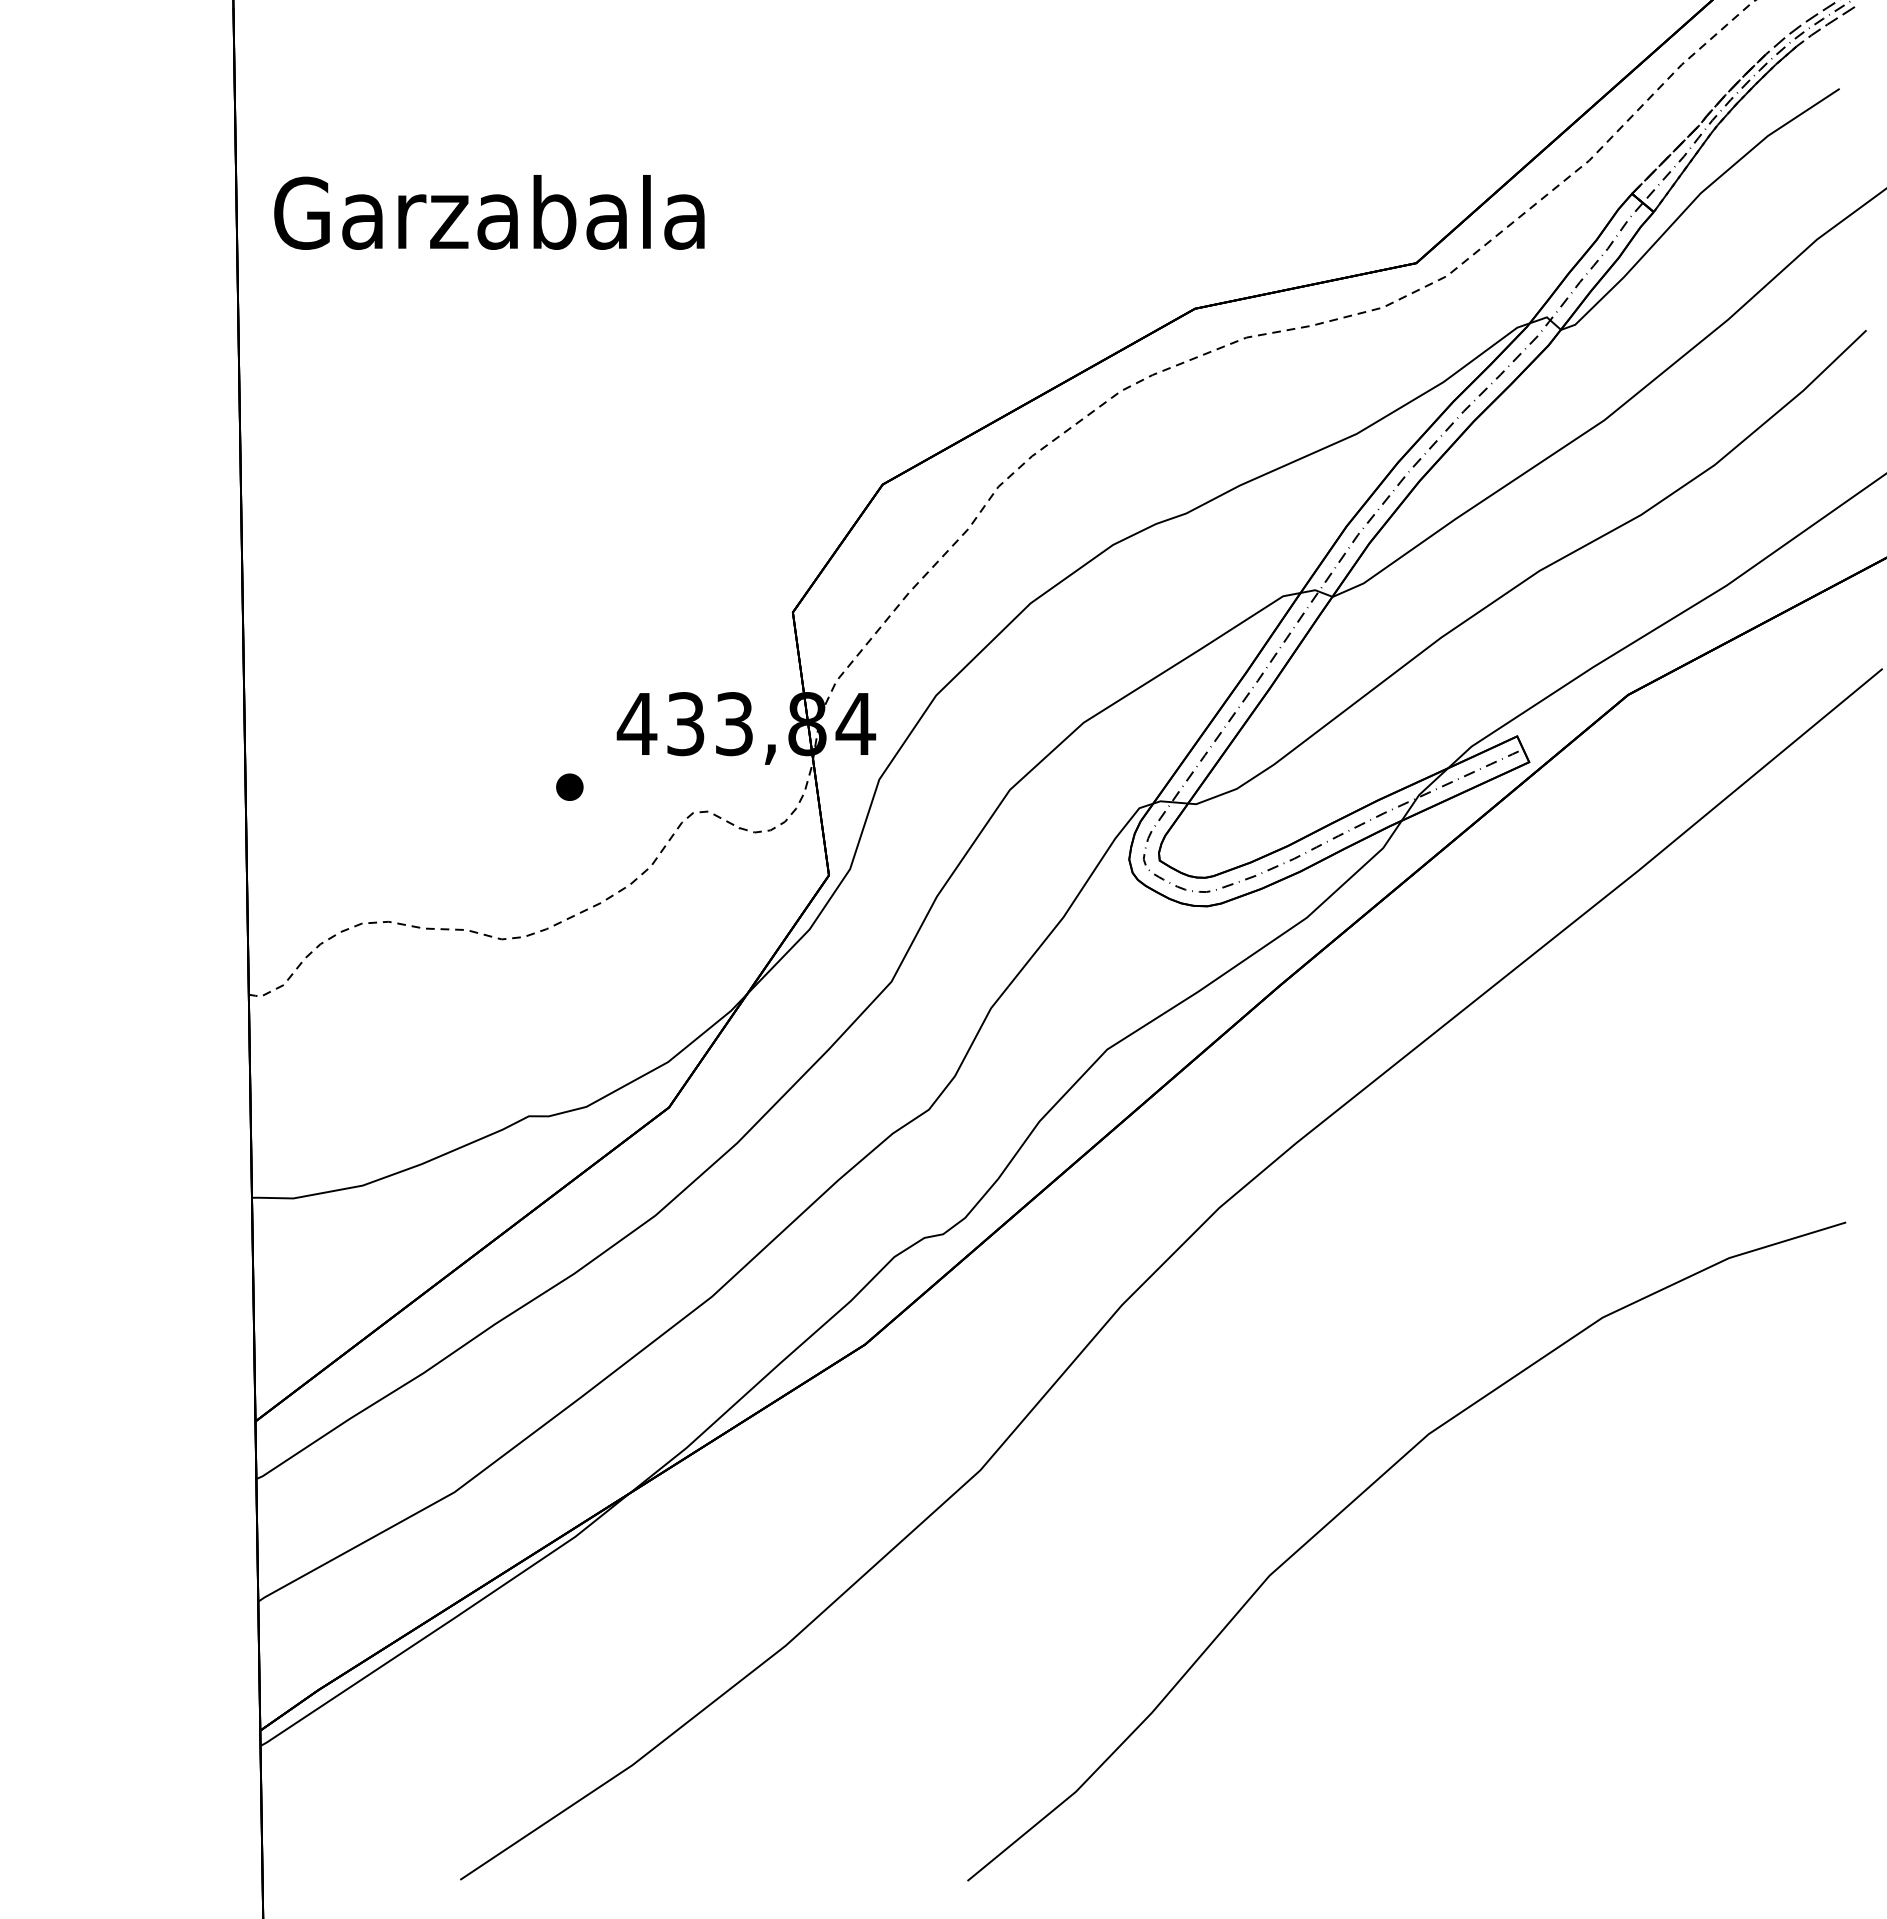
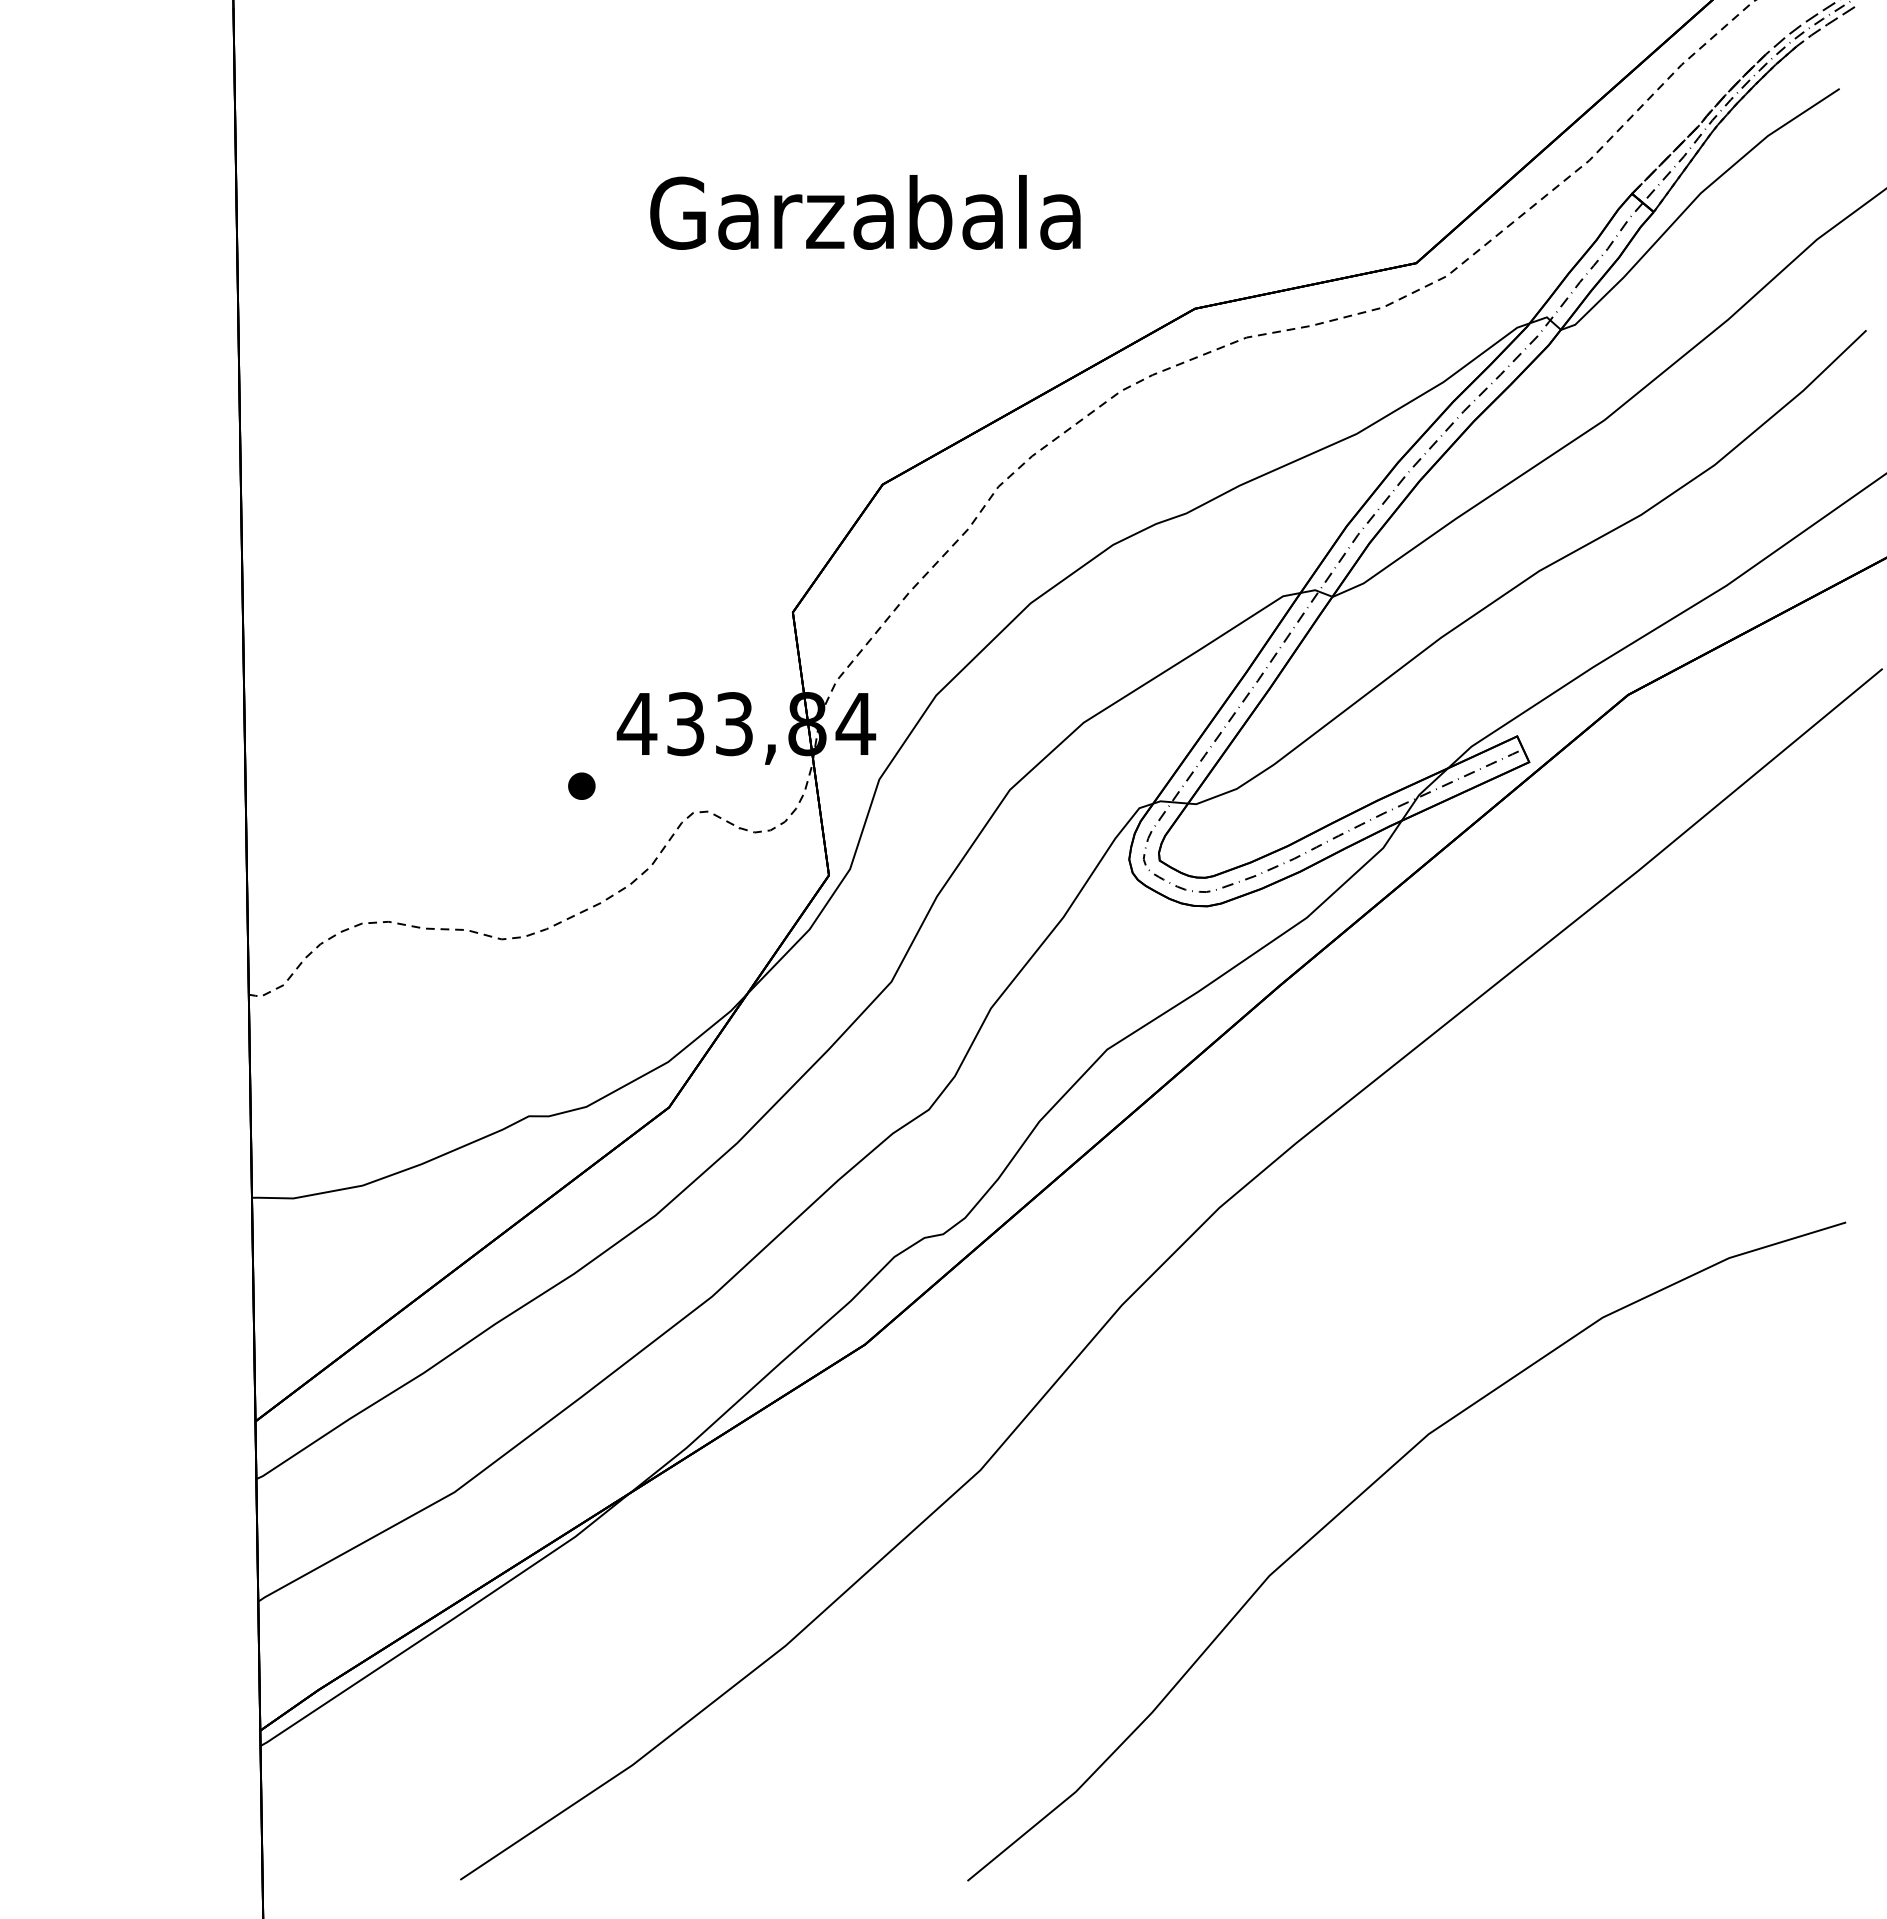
text position: (489, 212) -> (865, 212) (865, 212)
part position: (569, 786) -> (581, 785) (581, 785)
